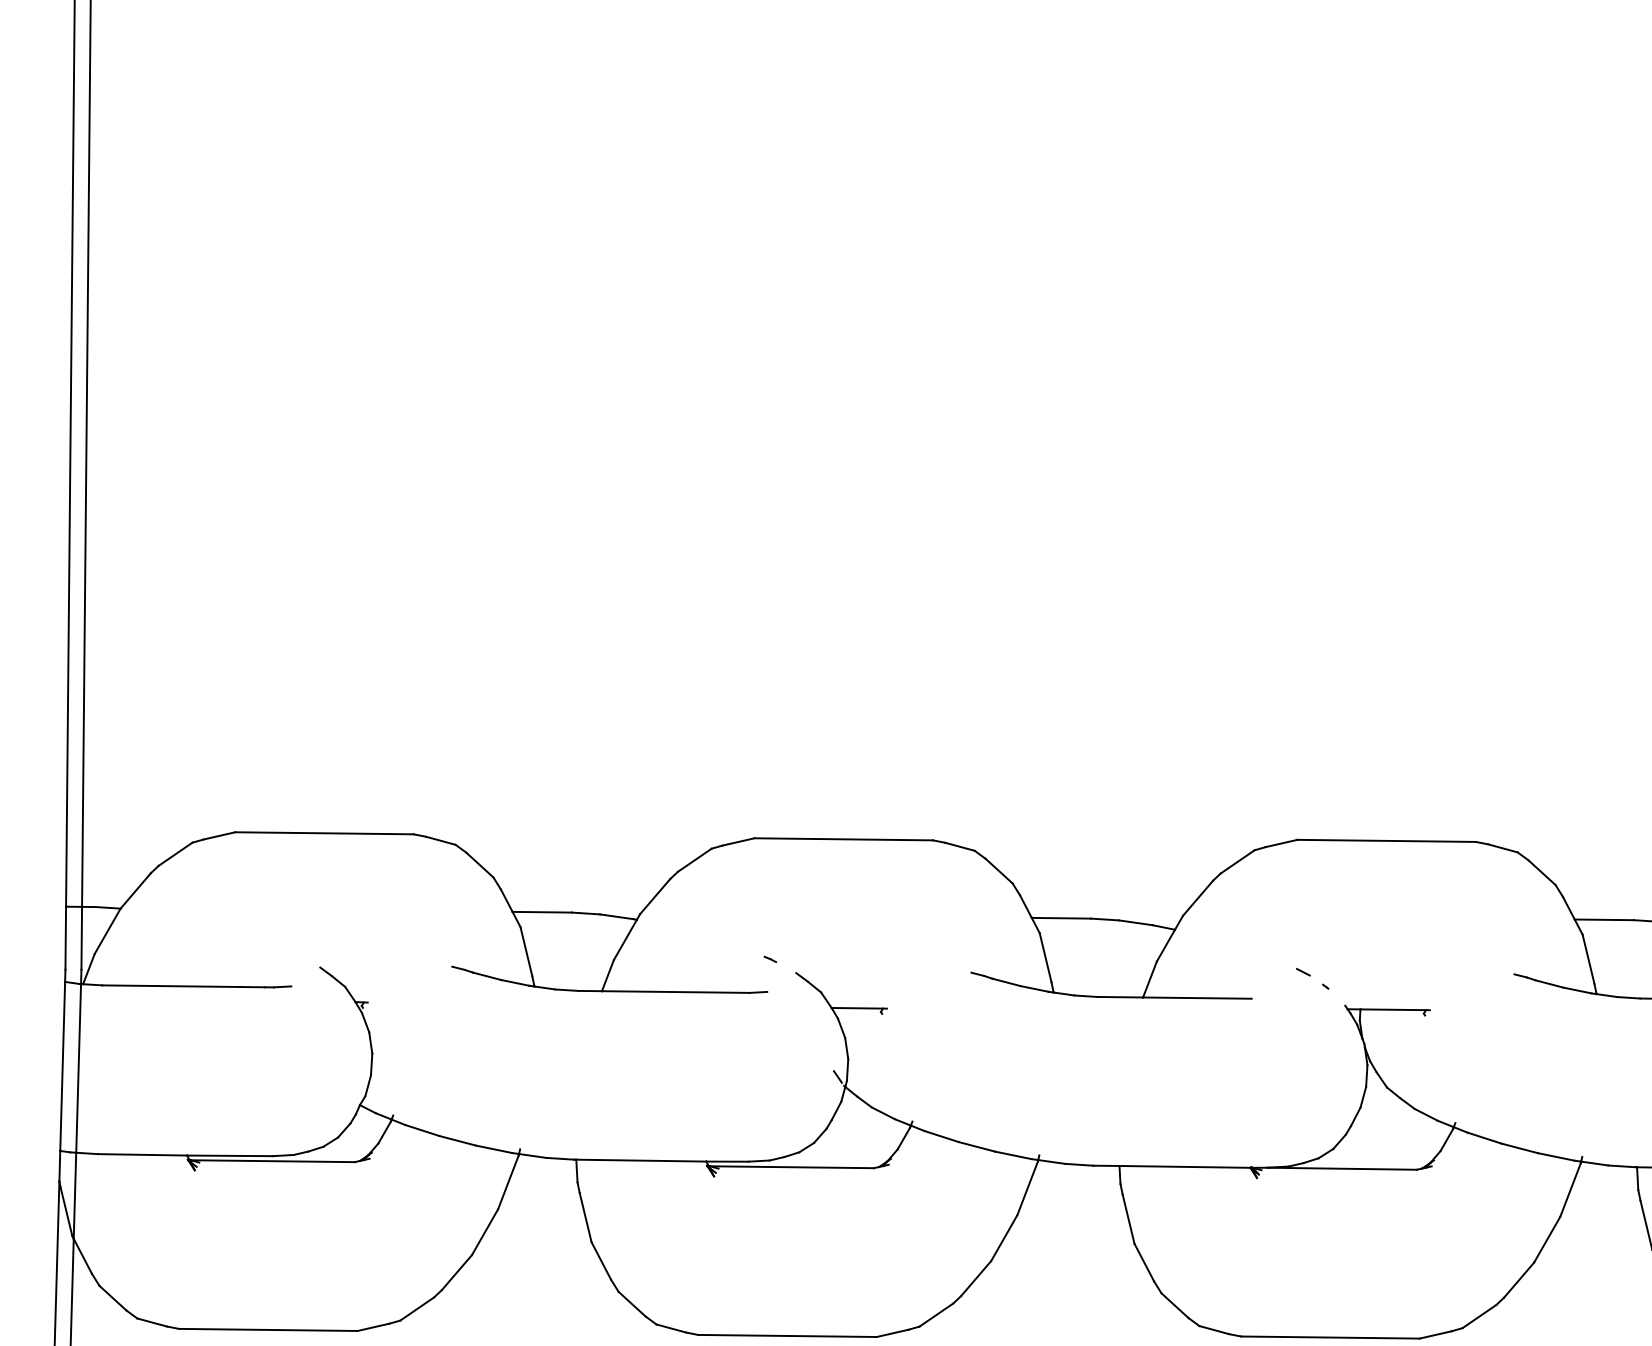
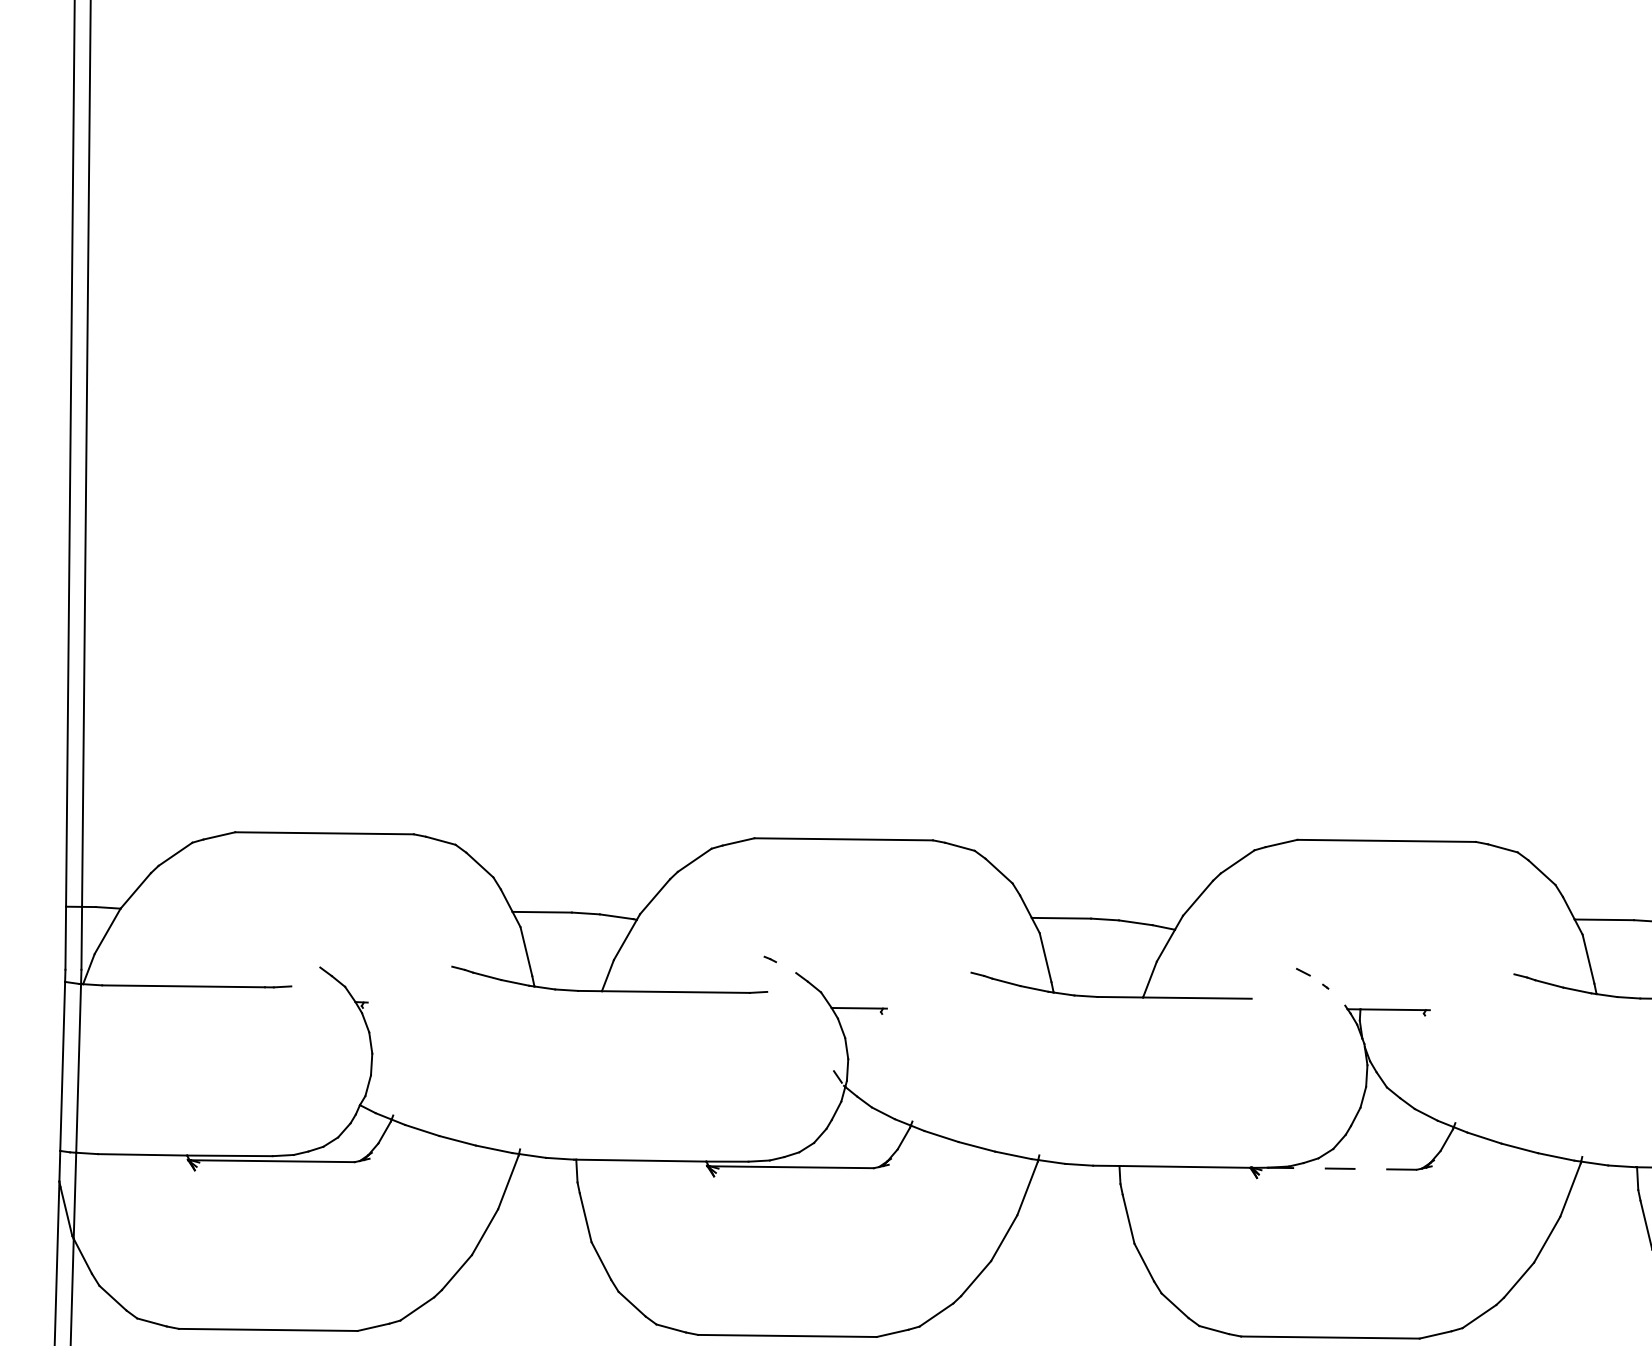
line: solid -> dashed (1342, 1168)
